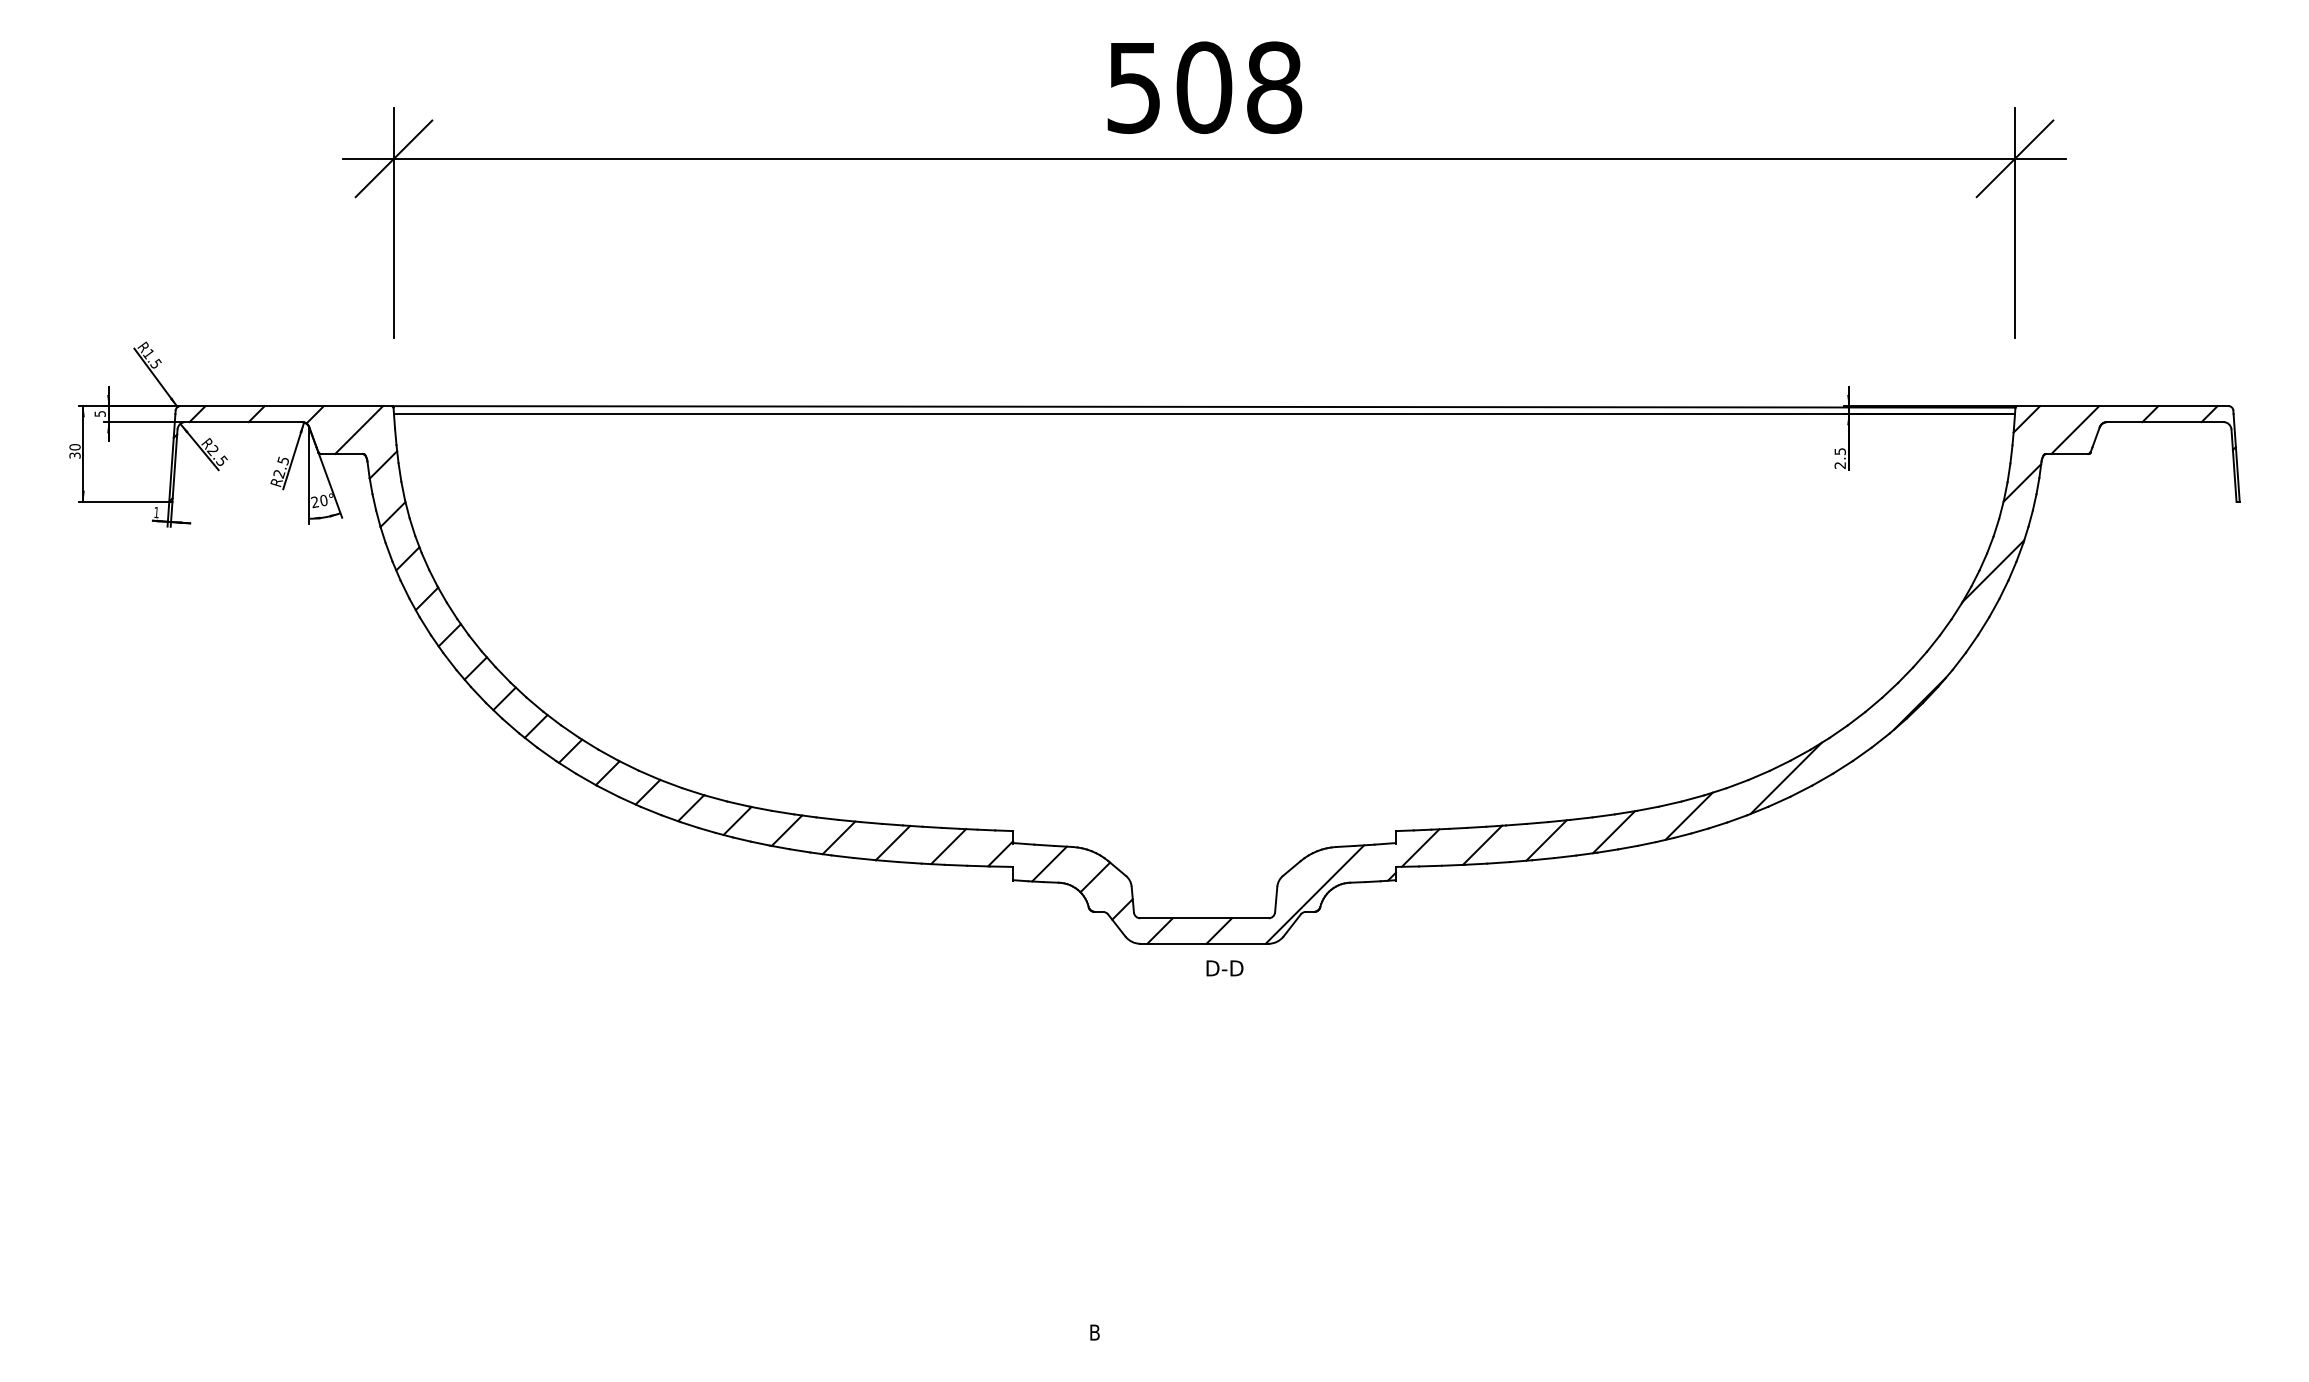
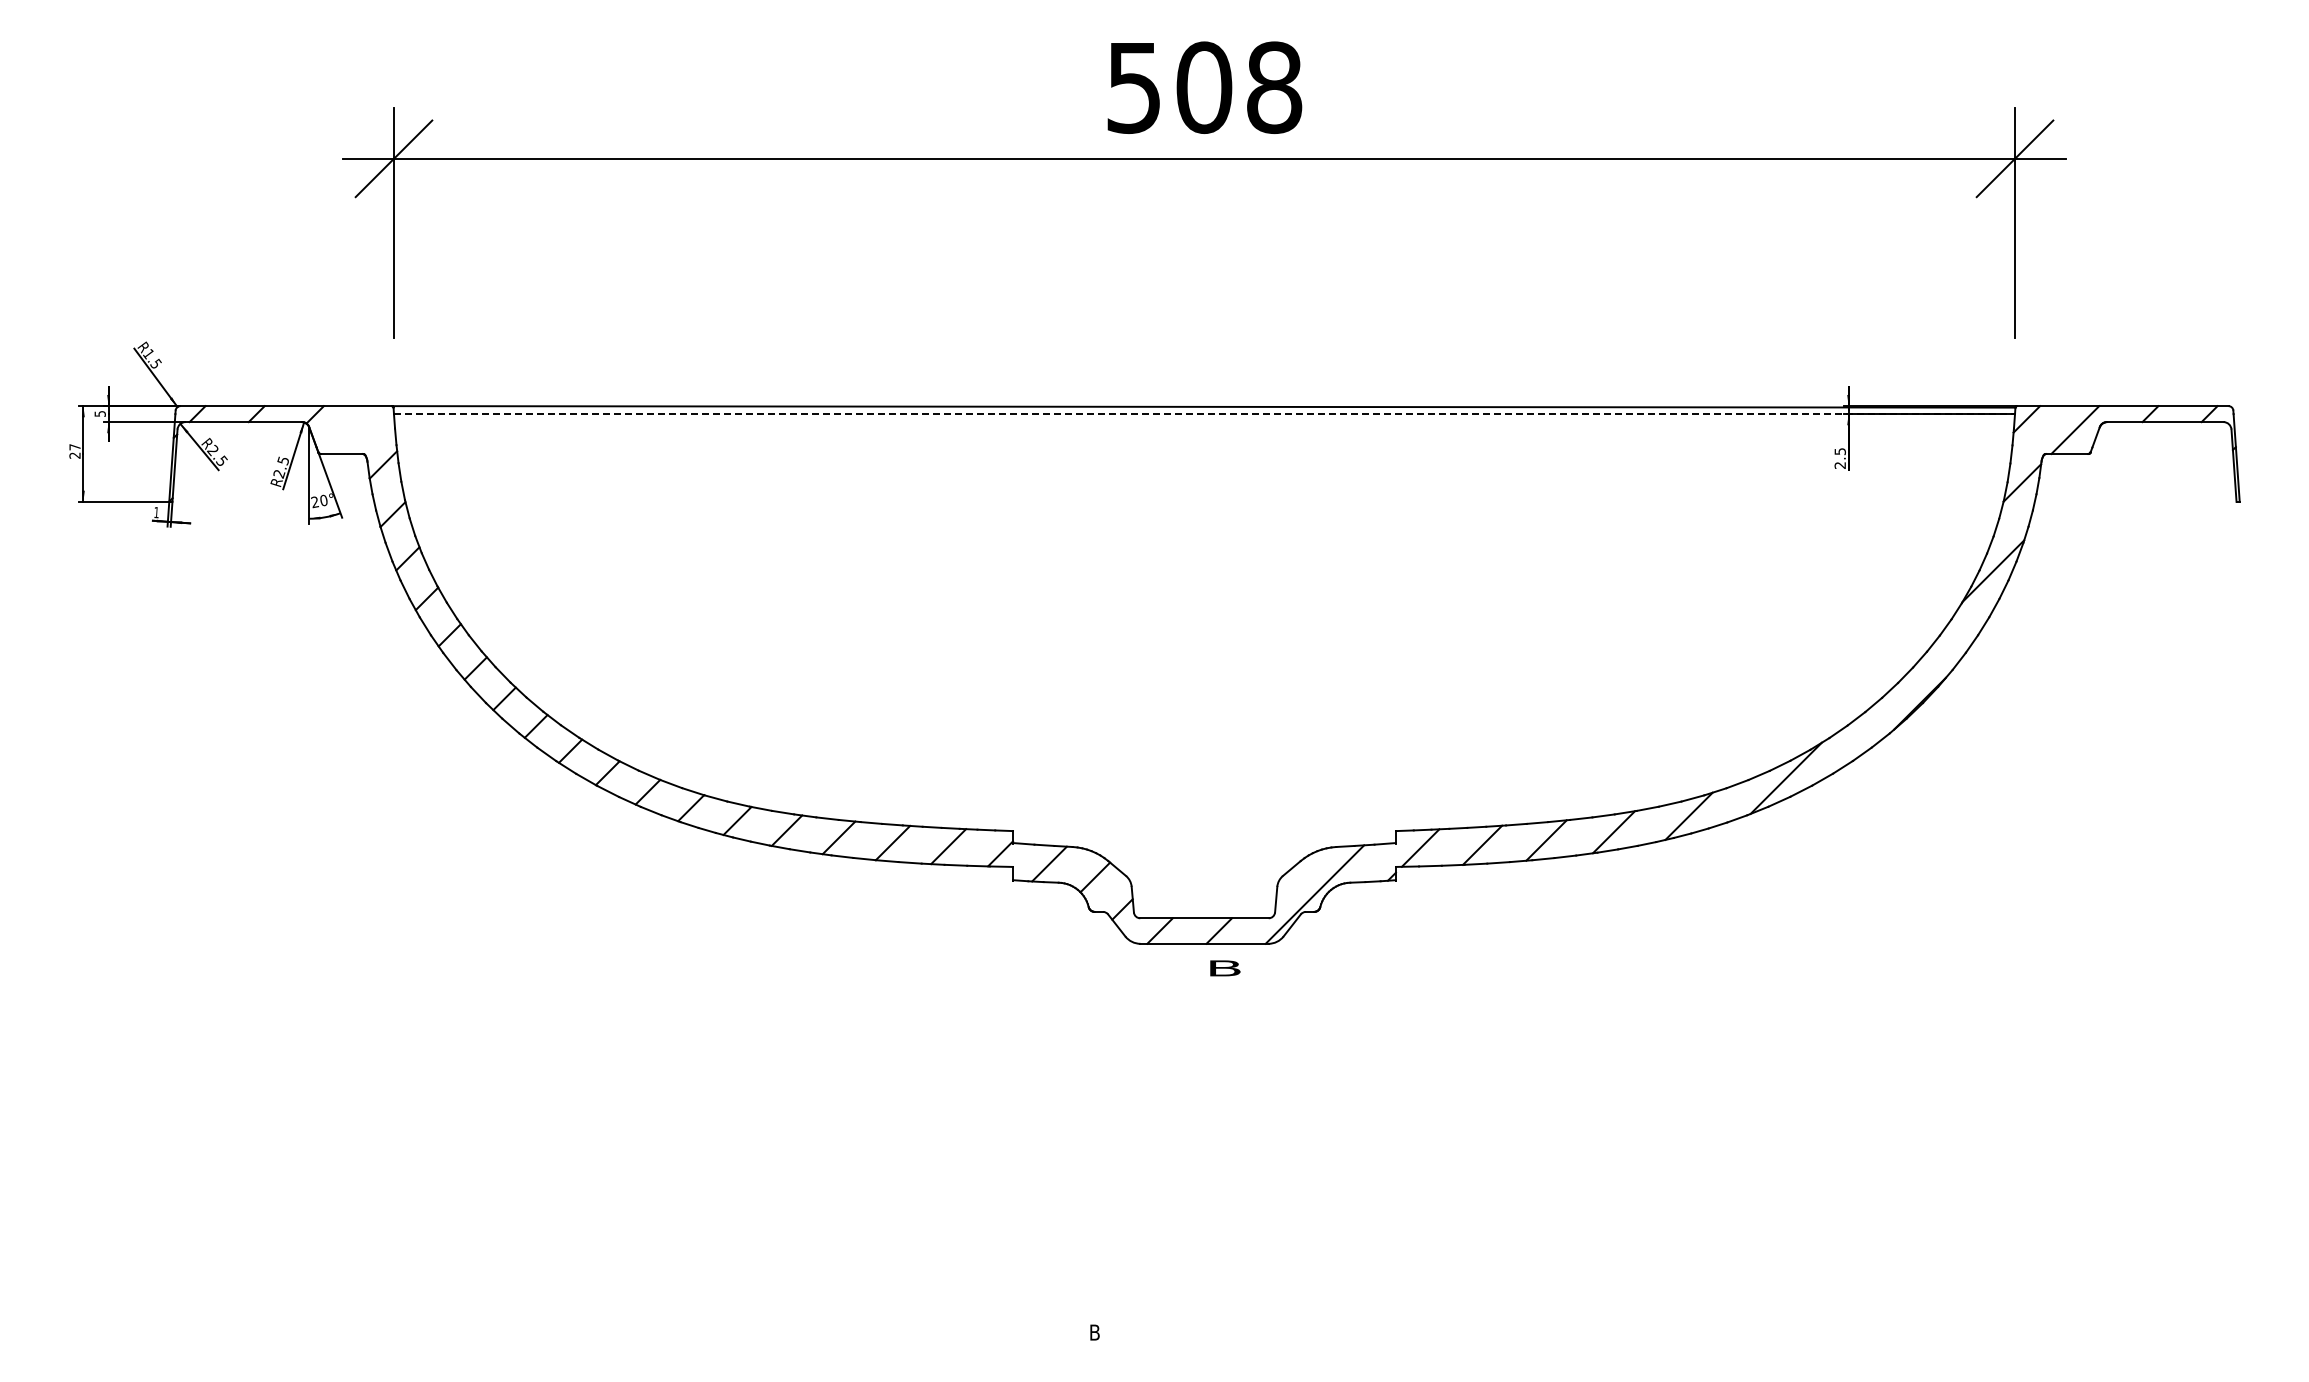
line: solid -> dashed (1204, 414)
line: present -> none (359, 430)
text: 30 -> 27 (74, 451)
text: D-D -> B (1224, 968)
